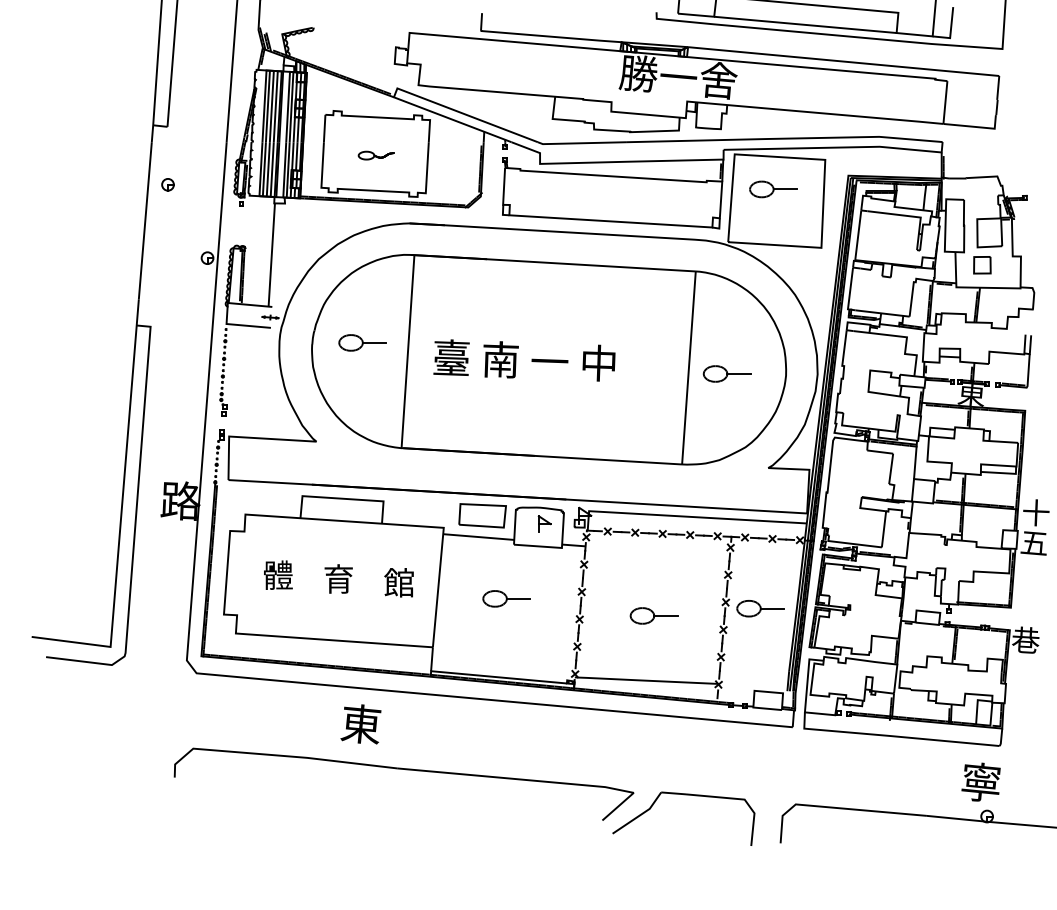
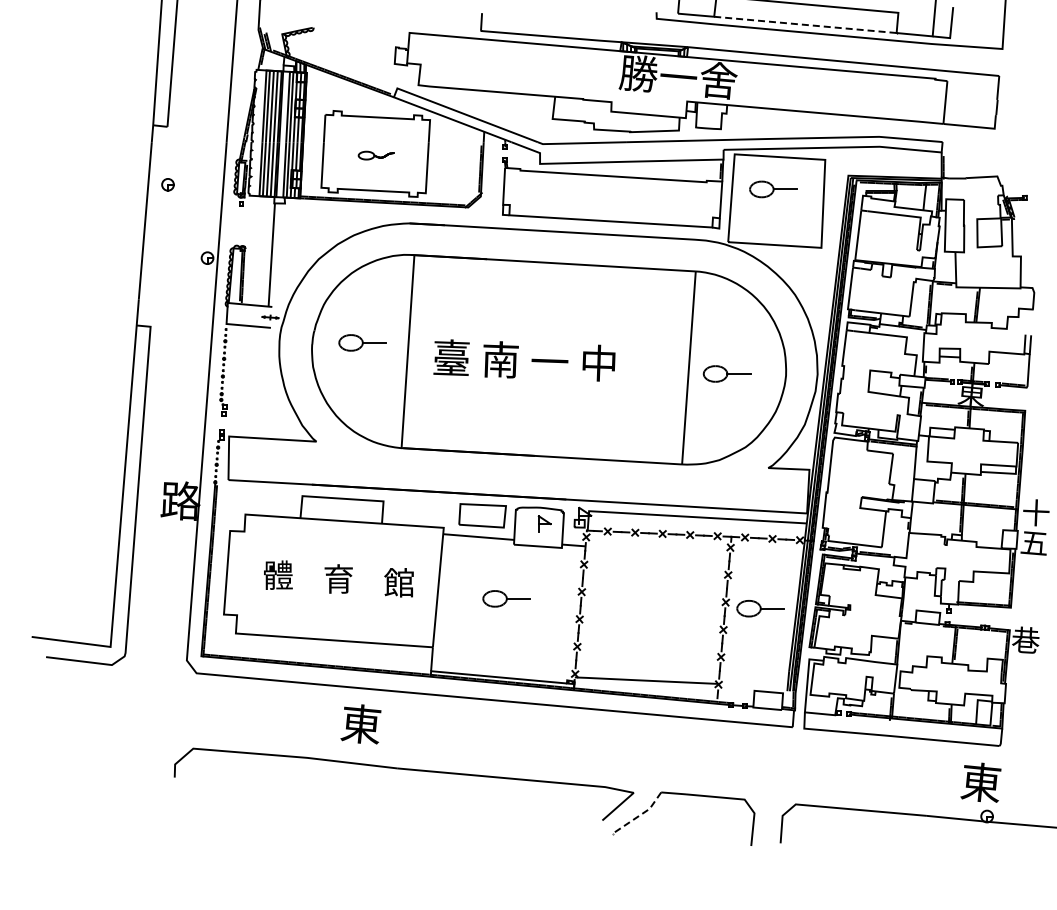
line: solid -> dashed (806, 25)
part: present -> none (982, 265)
part: present -> none (653, 615)
text: 寧 -> 東 (980, 782)
line: solid -> dashed (639, 815)
